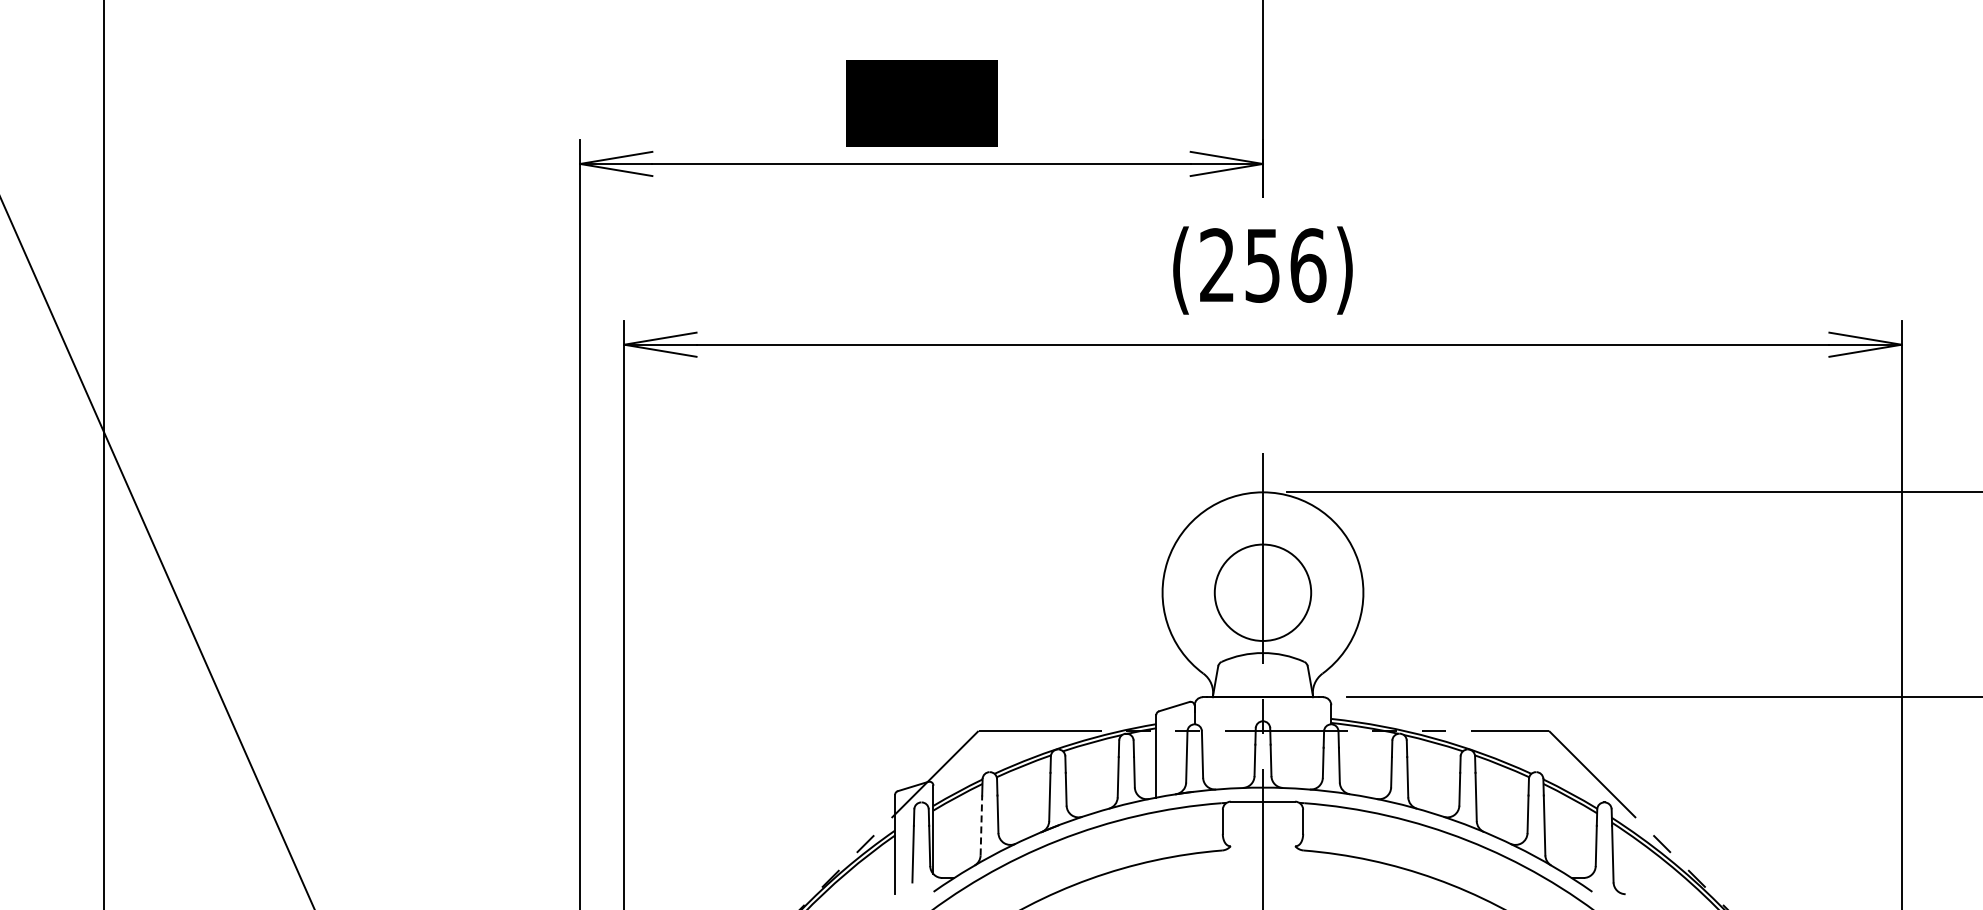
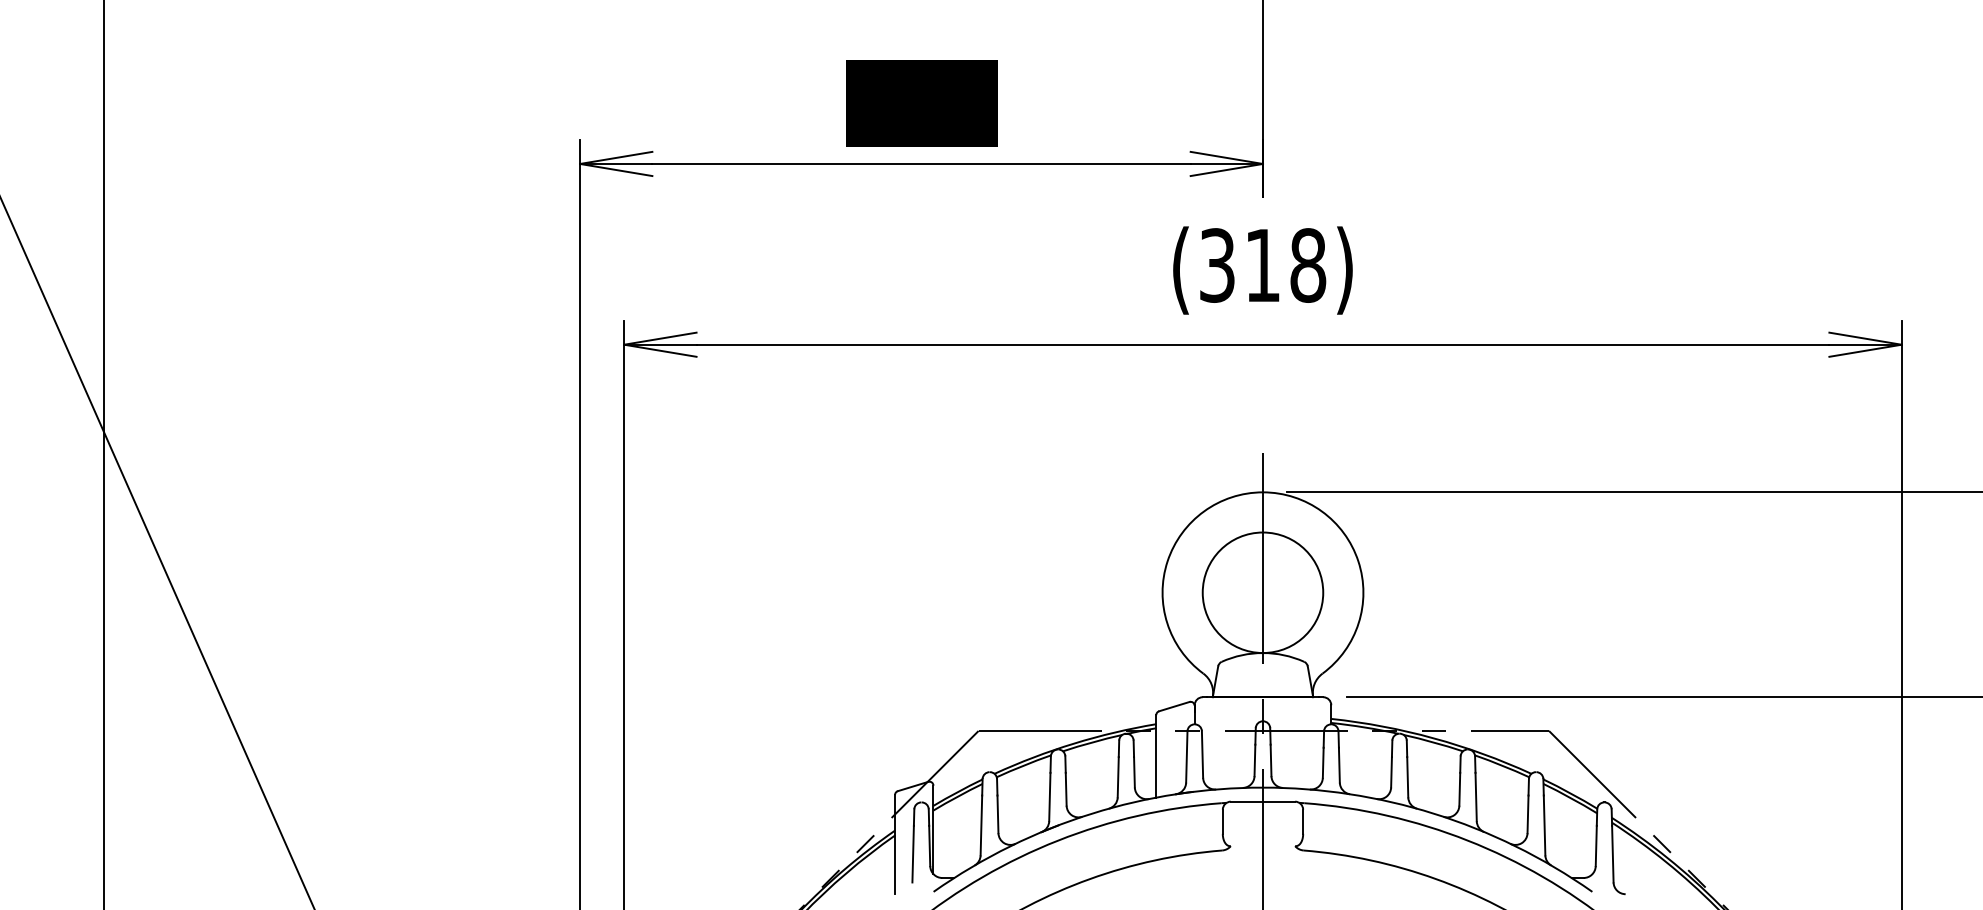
text: (256) -> (318) (1263, 265)
circle diameter: 96 px -> 121 px (1262, 592)
line: dashed -> solid (981, 825)
